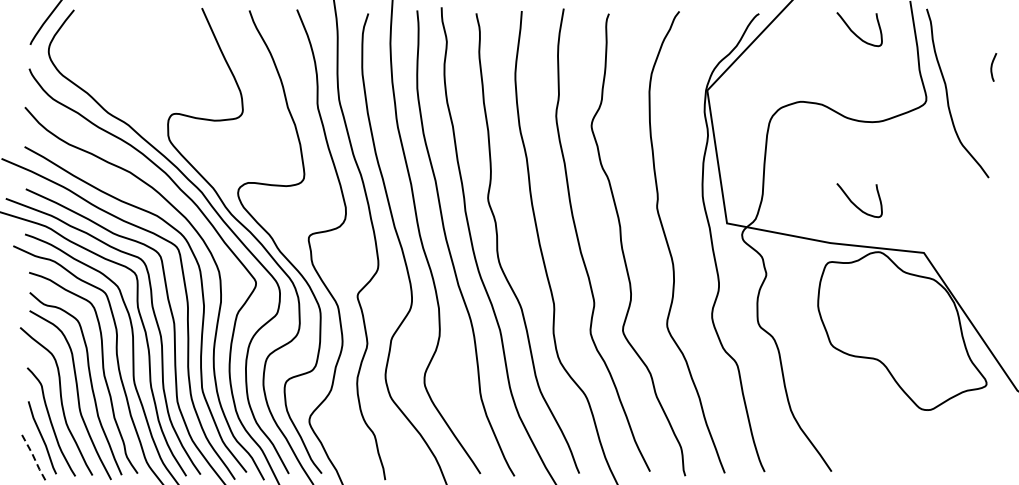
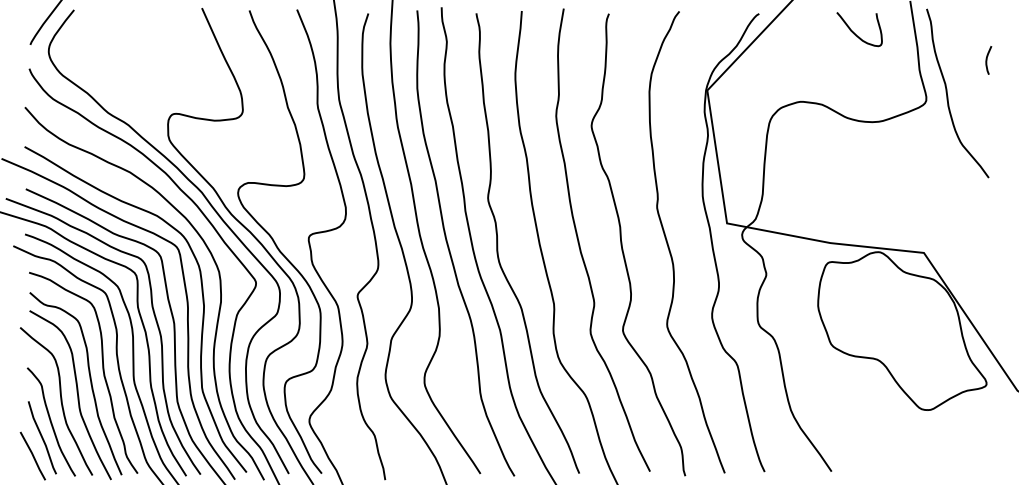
curve position: (992, 67) -> (987, 60) (987, 60)
curve: present -> none (855, 204)
line: dashed -> solid (33, 455)
